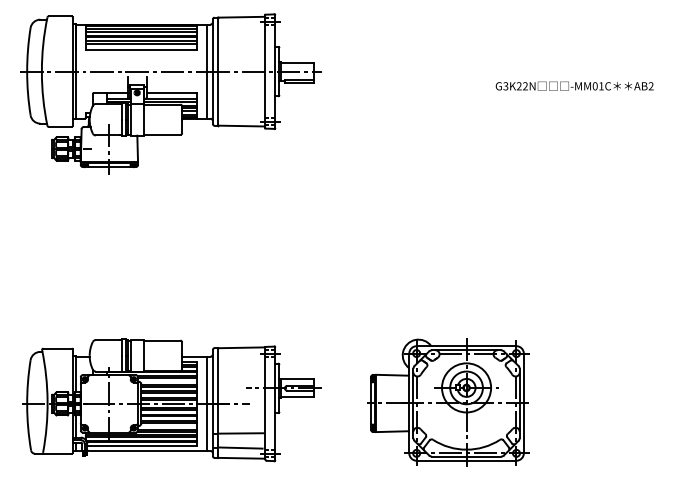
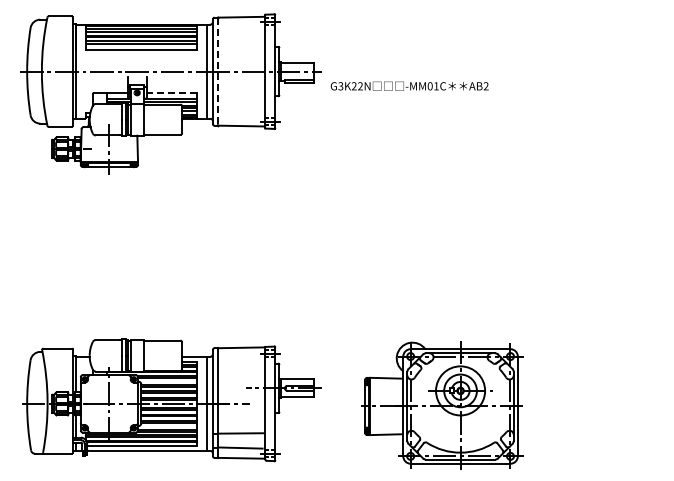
line: solid -> dashed (217, 72)
text position: (574, 85) -> (409, 85) (409, 85)
line: solid -> dashed (171, 92)
part position: (448, 402) -> (442, 405) (442, 405)
